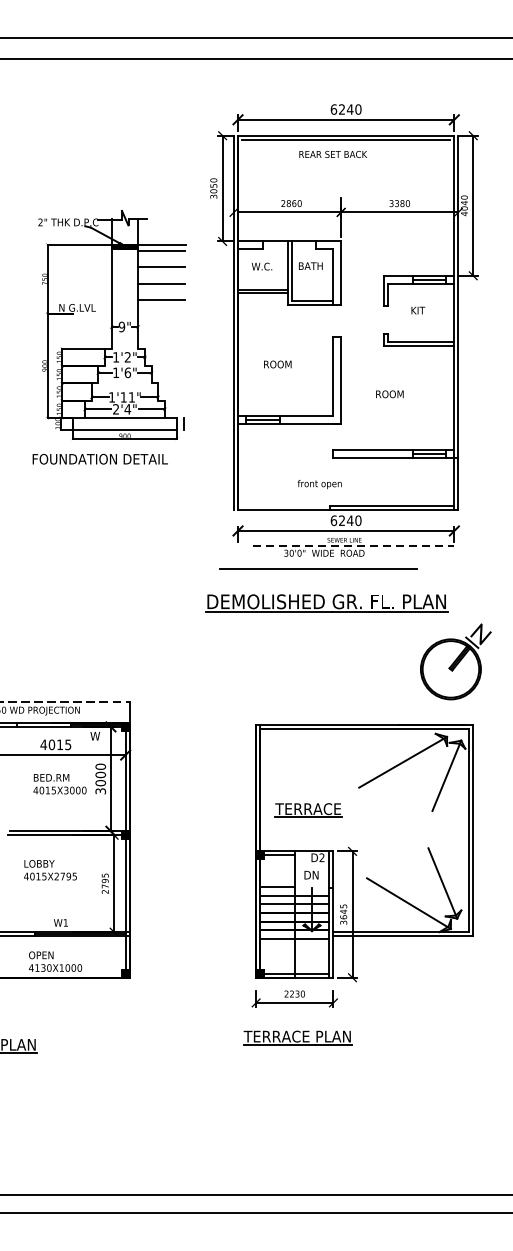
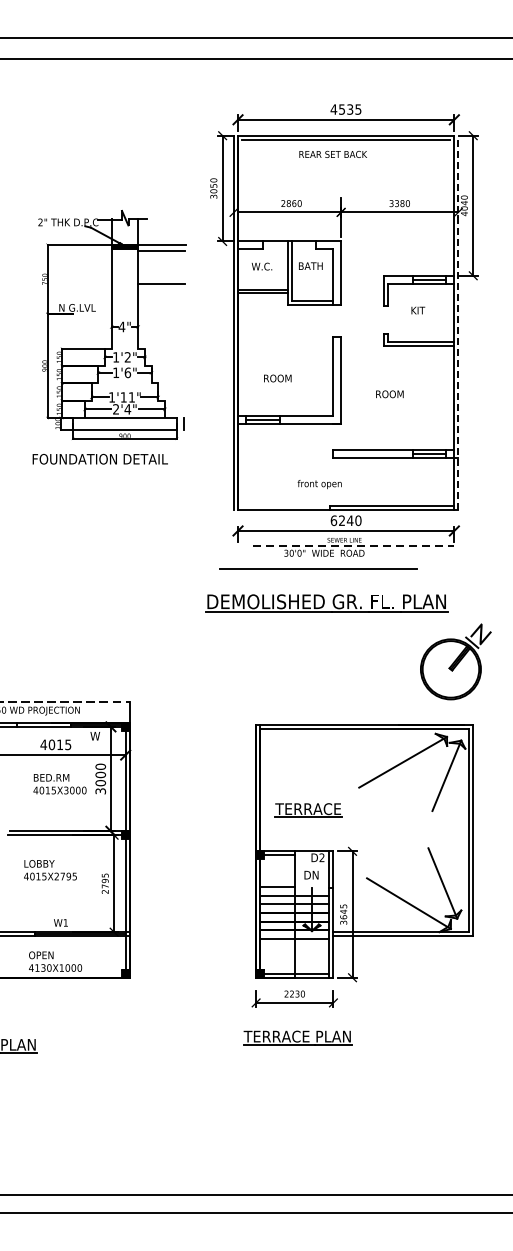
text: 6240 -> 4535 (345, 109)
line: present -> none (161, 267)
line: present -> none (161, 300)
line: solid -> dashed (458, 322)
text: 9" -> 4" (121, 326)
text position: (277, 364) -> (277, 378) (277, 378)
